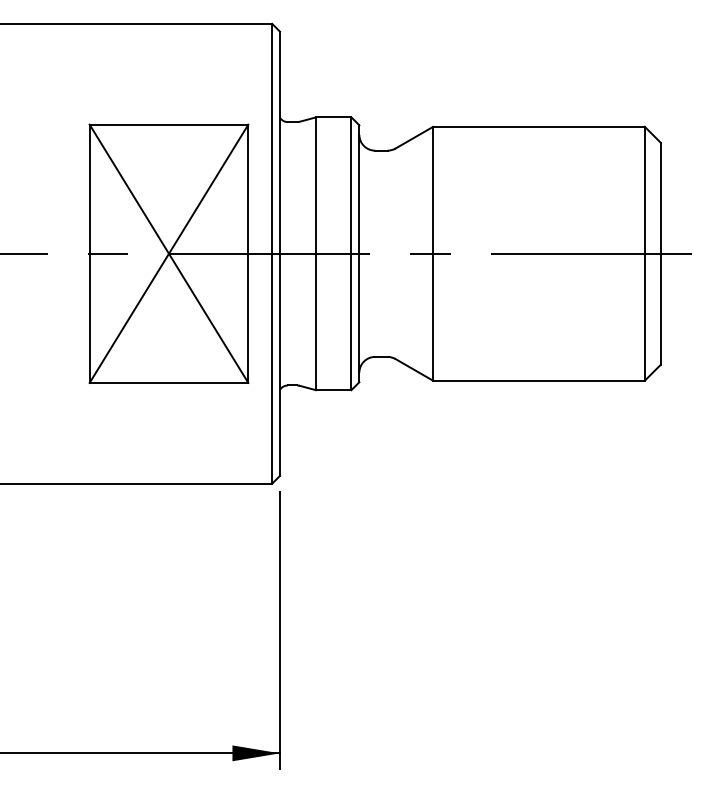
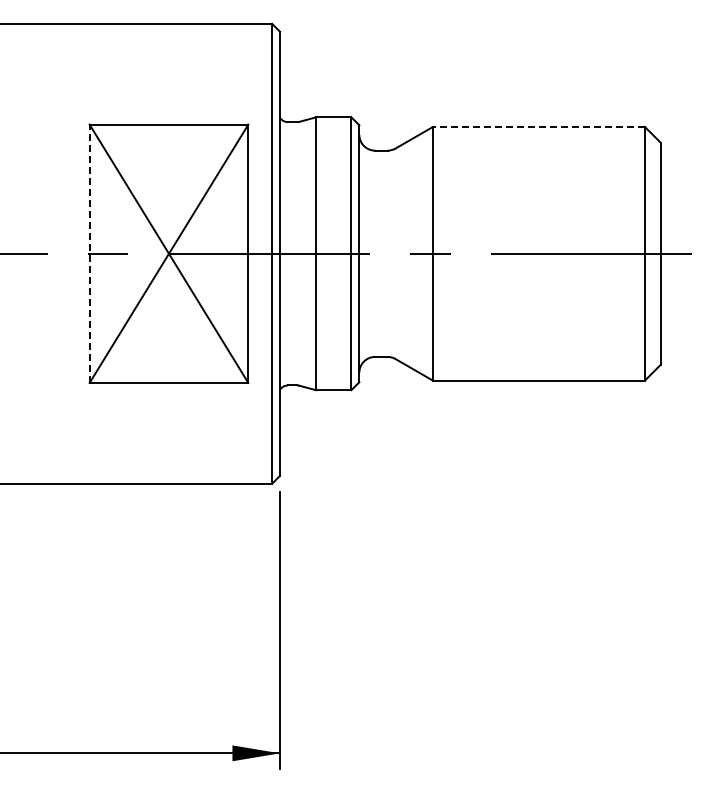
line: solid -> dashed (538, 126)
line: solid -> dashed (89, 253)
